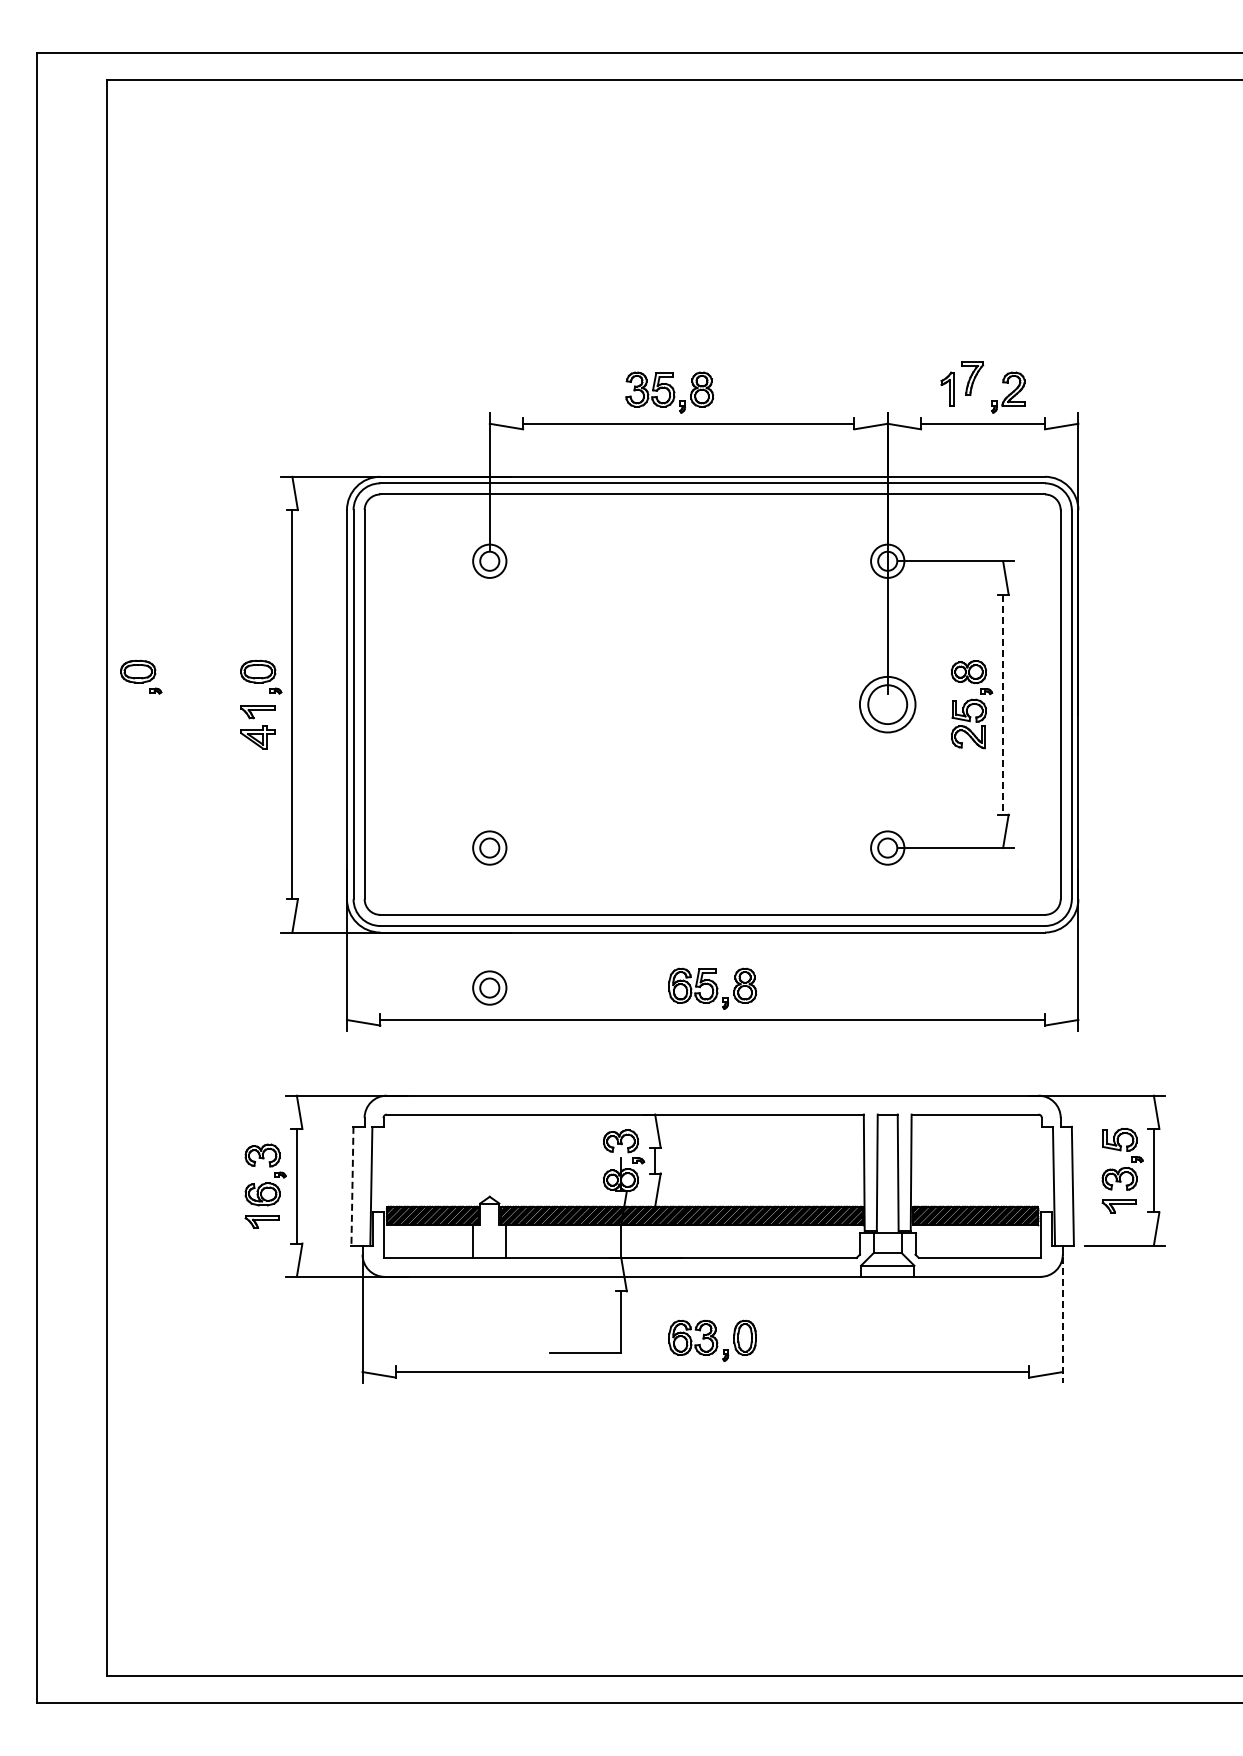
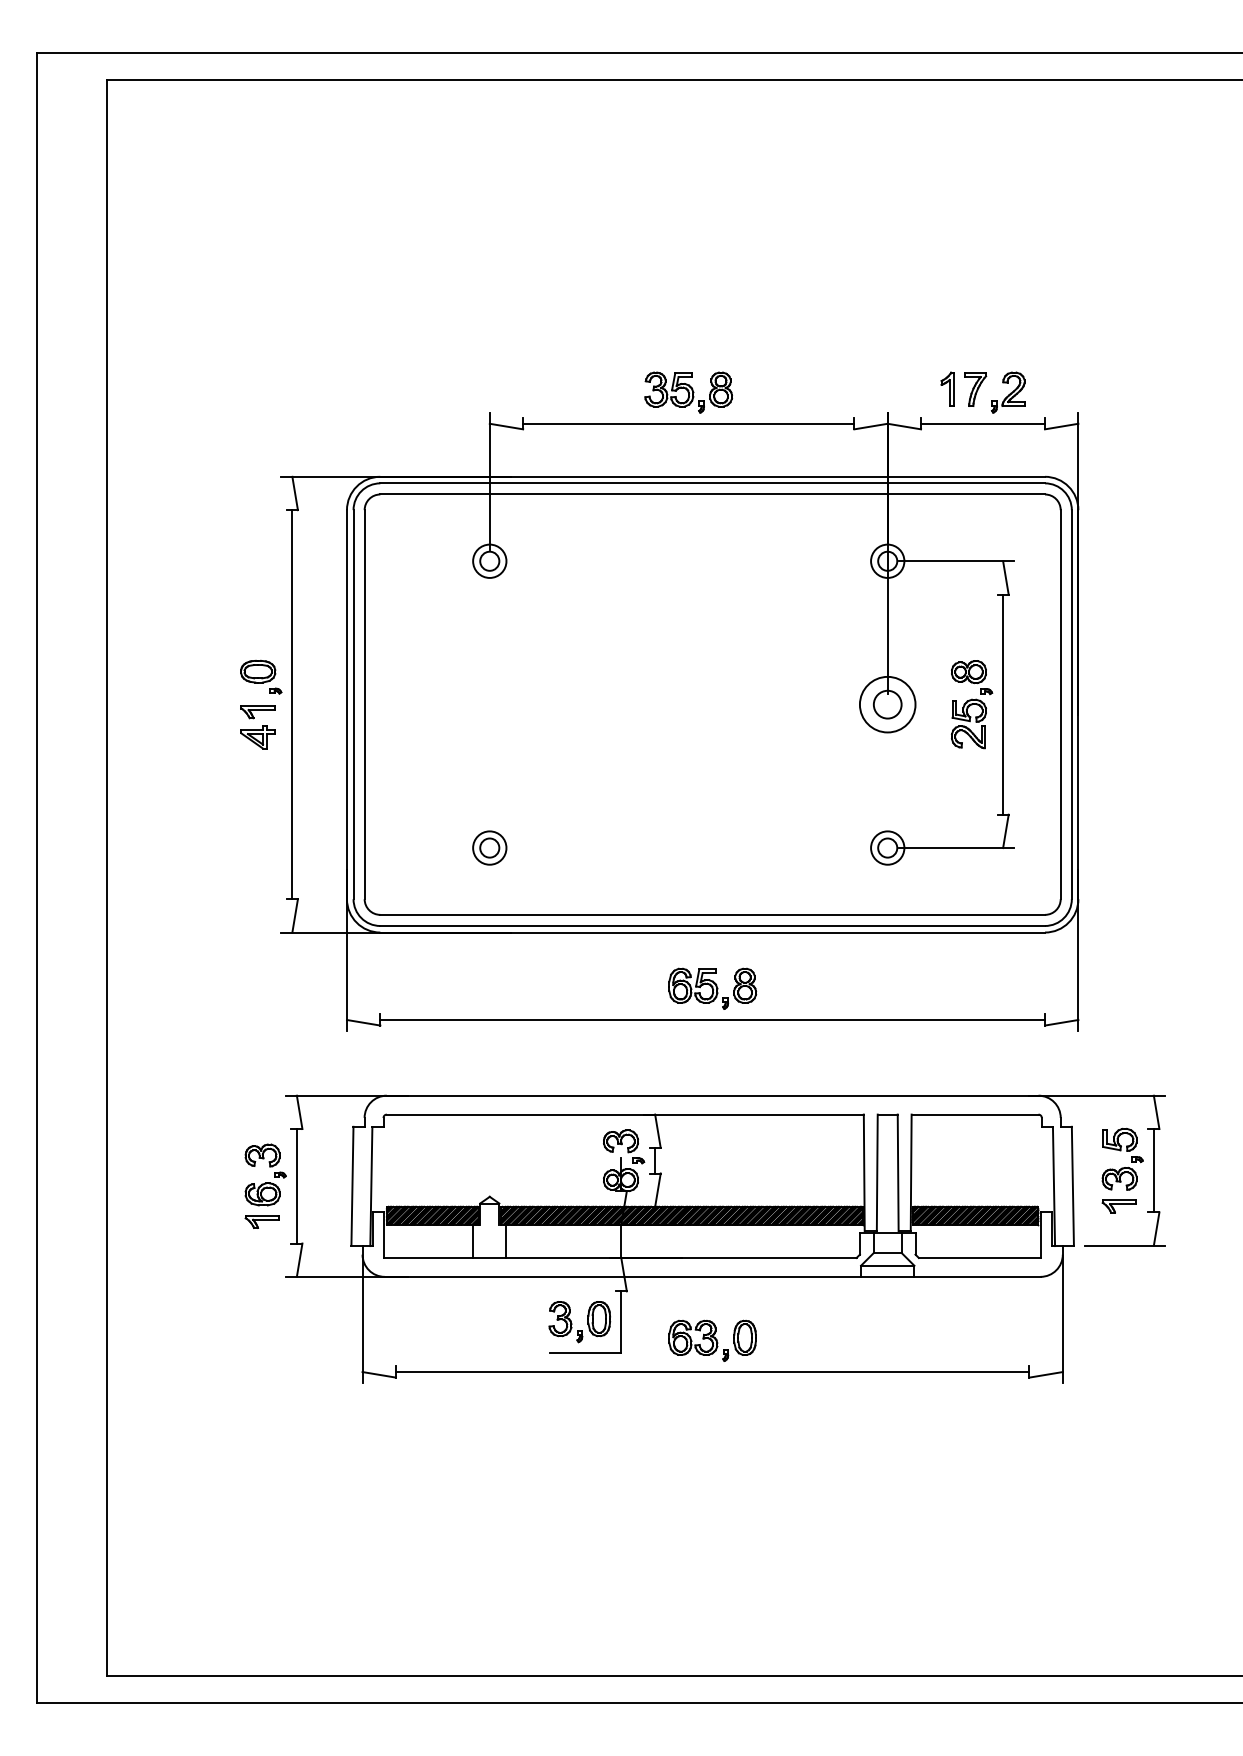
part position: (972, 378) -> (975, 389) (975, 389)
part position: (669, 392) -> (688, 392) (688, 392)
part: present -> none (141, 676)
circle diameter: 39 px -> 28 px (887, 704)
line: dashed -> solid (1003, 705)
part: present -> none (489, 987)
line: dashed -> solid (352, 1186)
line: dashed -> solid (1062, 1320)
part: none -> present (572, 1323)
